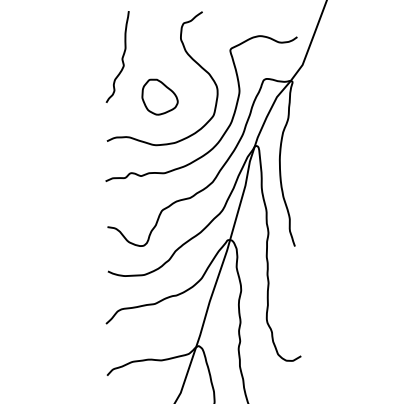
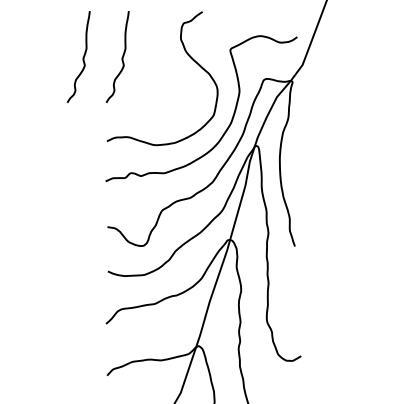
curve: none -> present (82, 57)
part: present -> none (159, 96)
